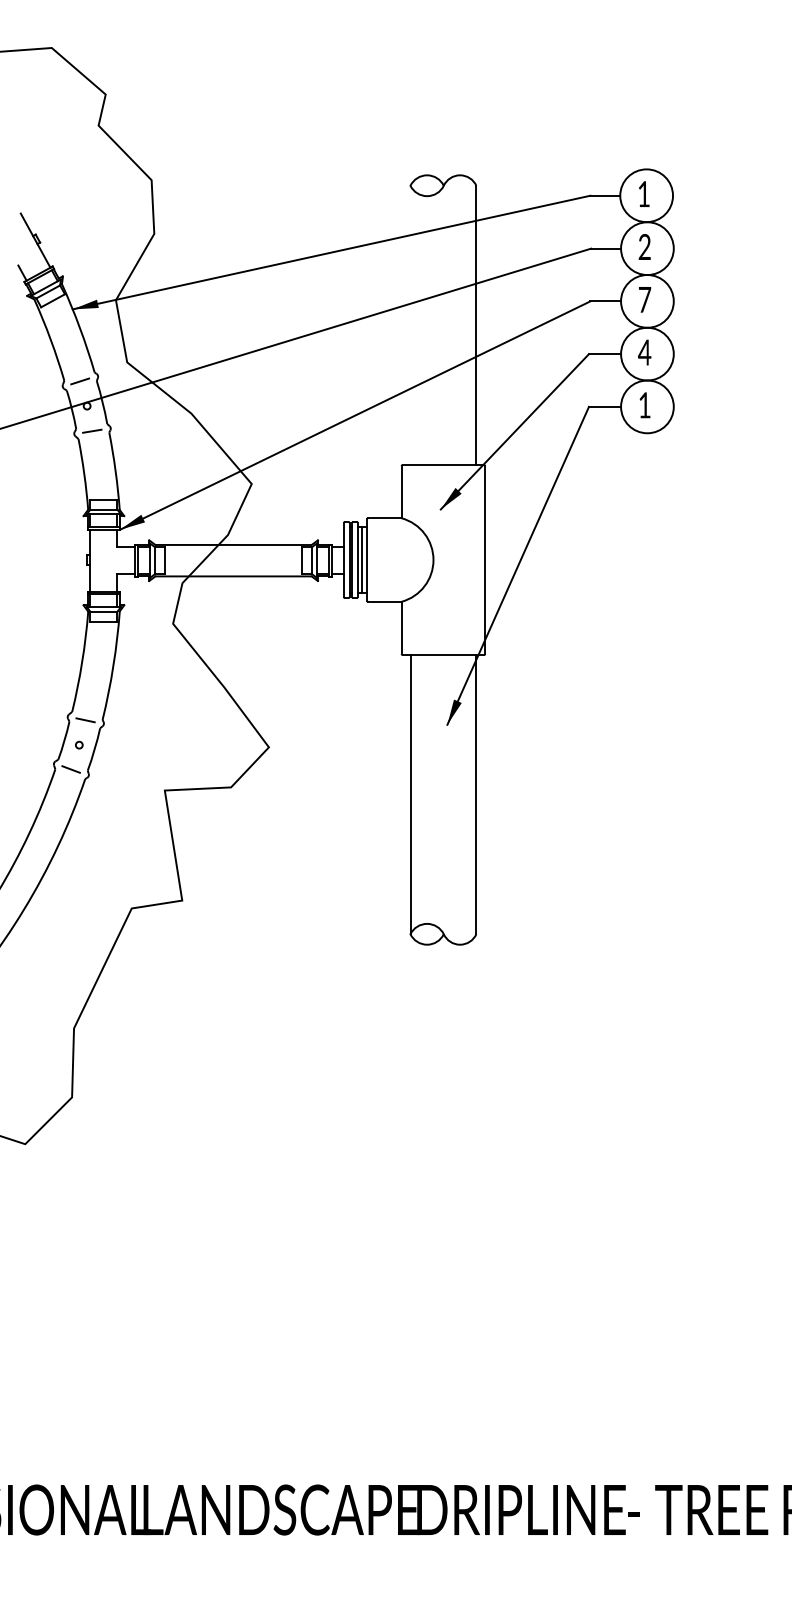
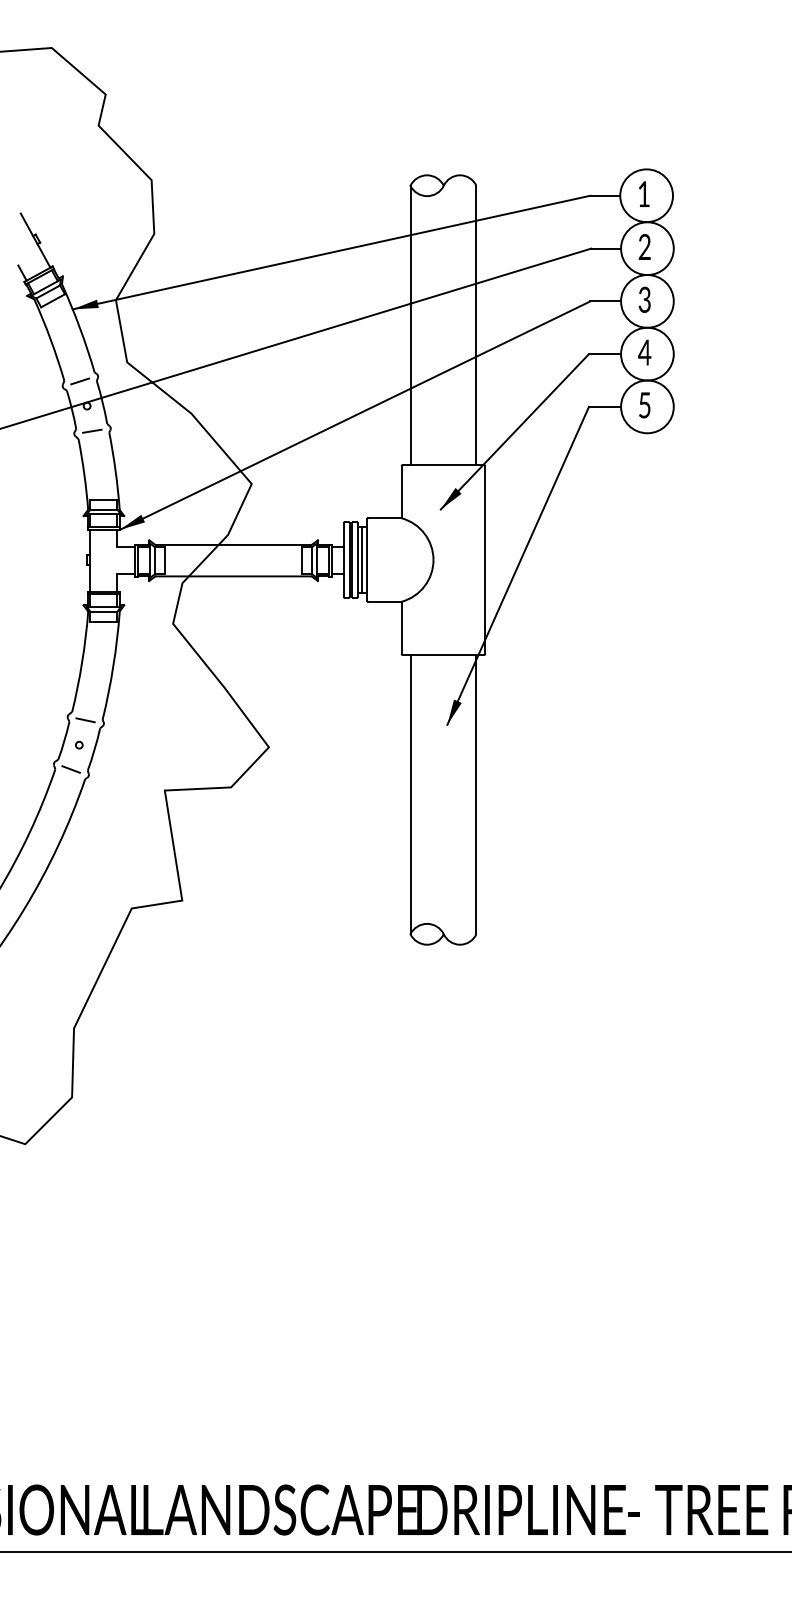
text: 7 -> 3 (644, 299)
line: none -> present (410, 325)
text: 1 -> 5 (644, 405)
line: none -> present (395, 1551)
